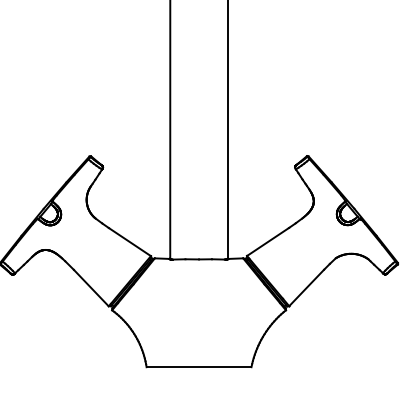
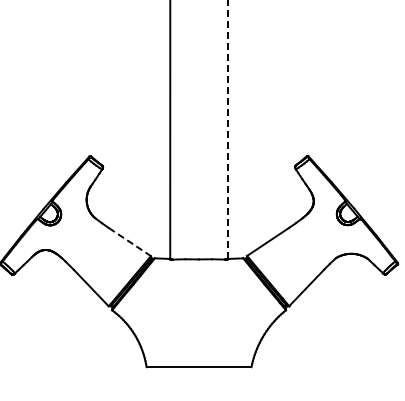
line: solid -> dashed (227, 129)
line: solid -> dashed (130, 242)
